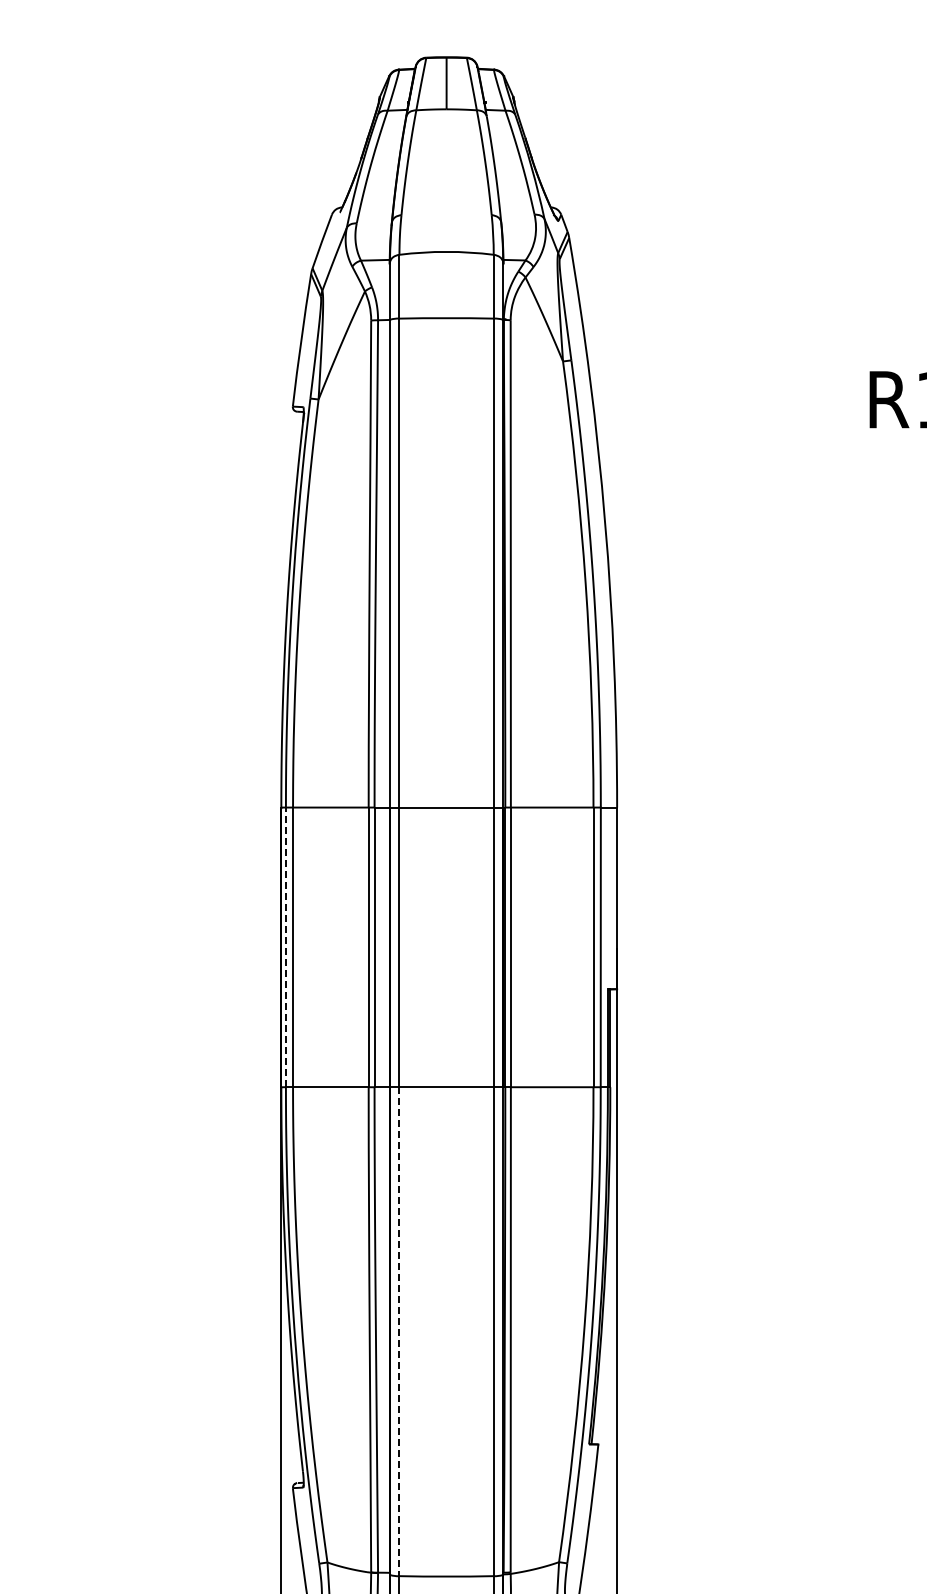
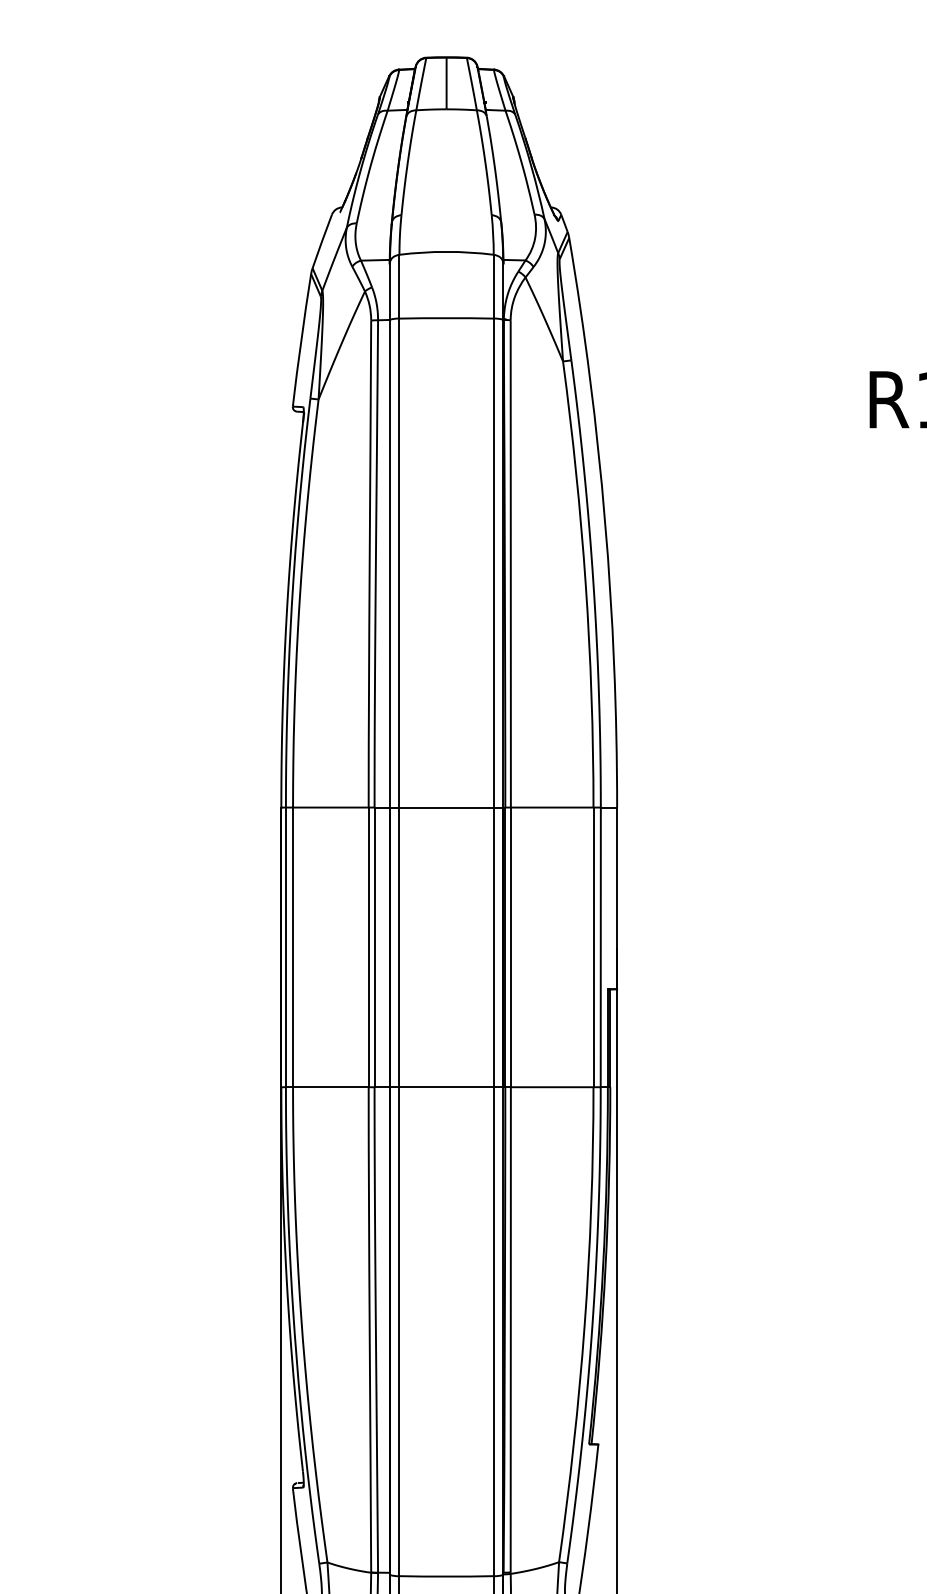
line: dashed -> solid (285, 947)
line: dashed -> solid (399, 1332)
